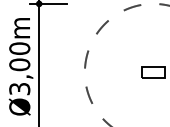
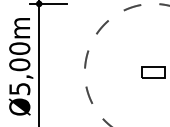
text: Ø3,00m -> Ø5,00m (19, 88)
